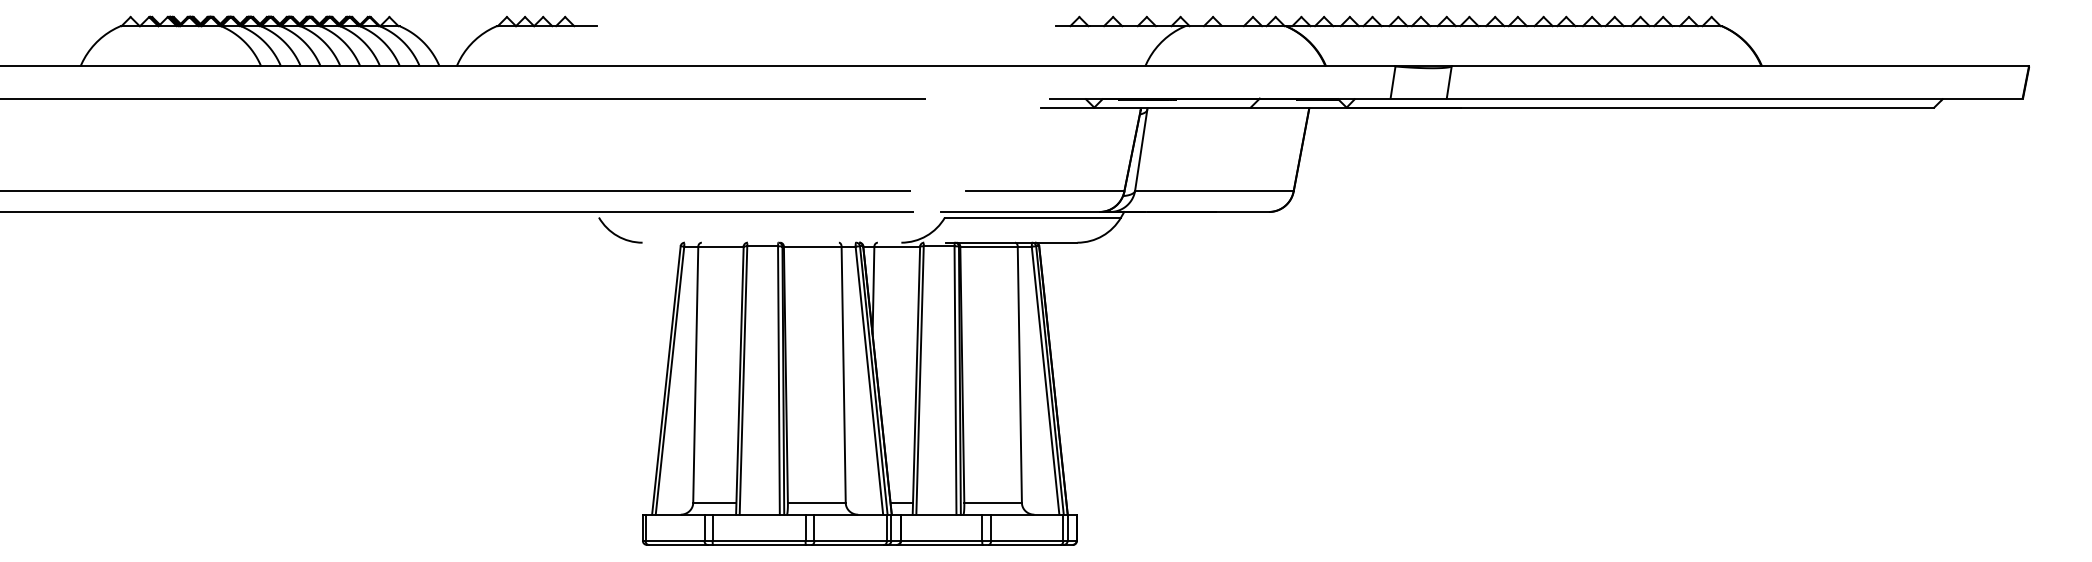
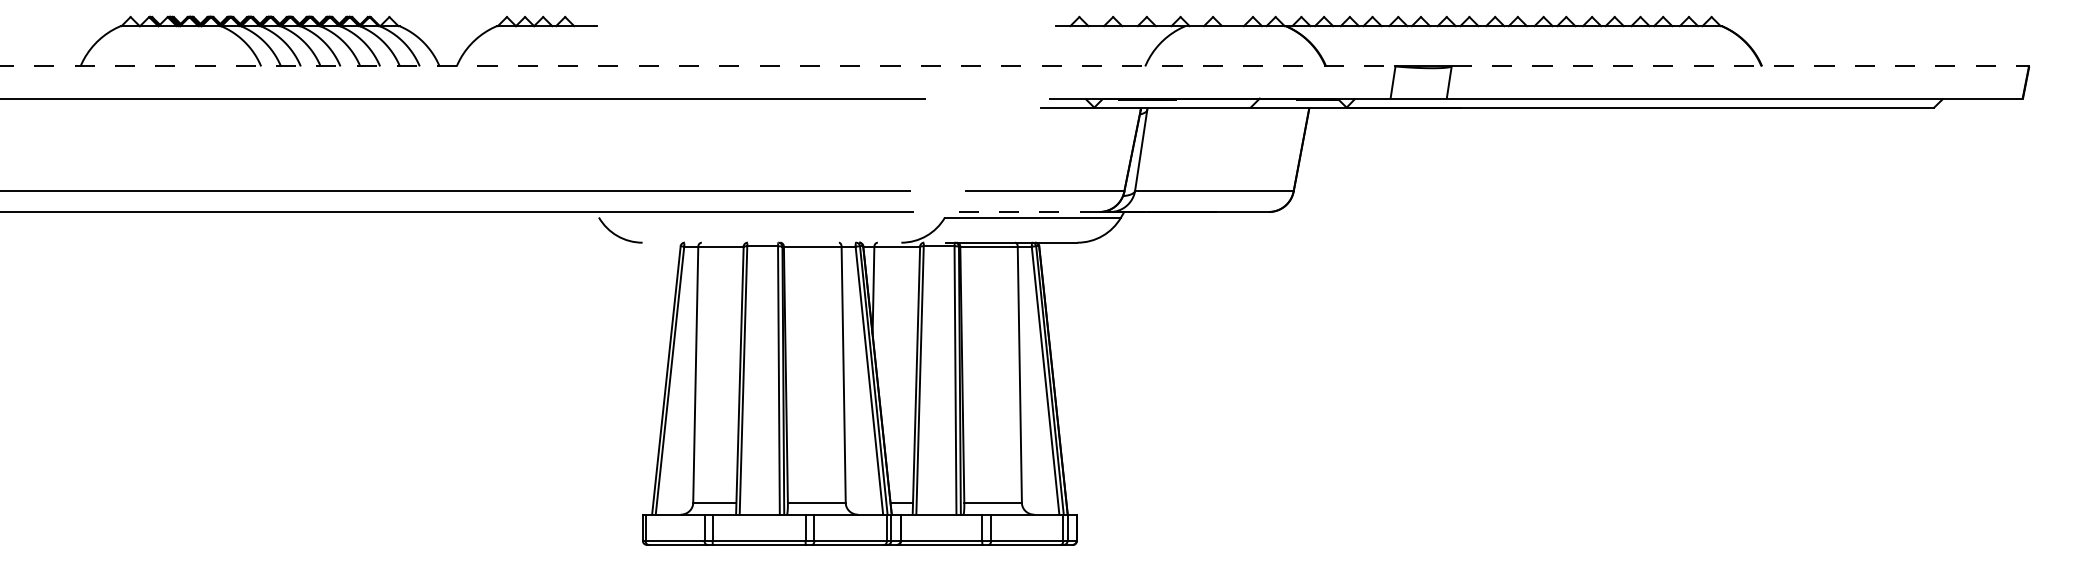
line: solid -> dashed (697, 66)
line: solid -> dashed (1740, 66)
line: solid -> dashed (1020, 211)
